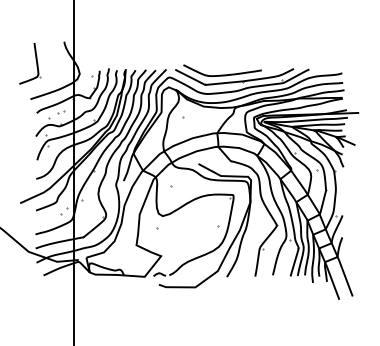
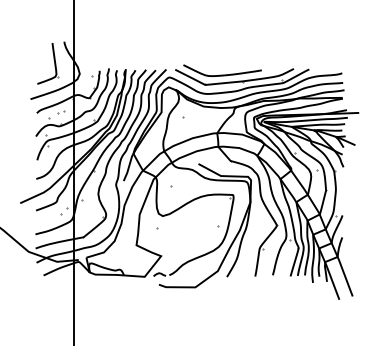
part position: (30, 63) -> (48, 63) (48, 63)
